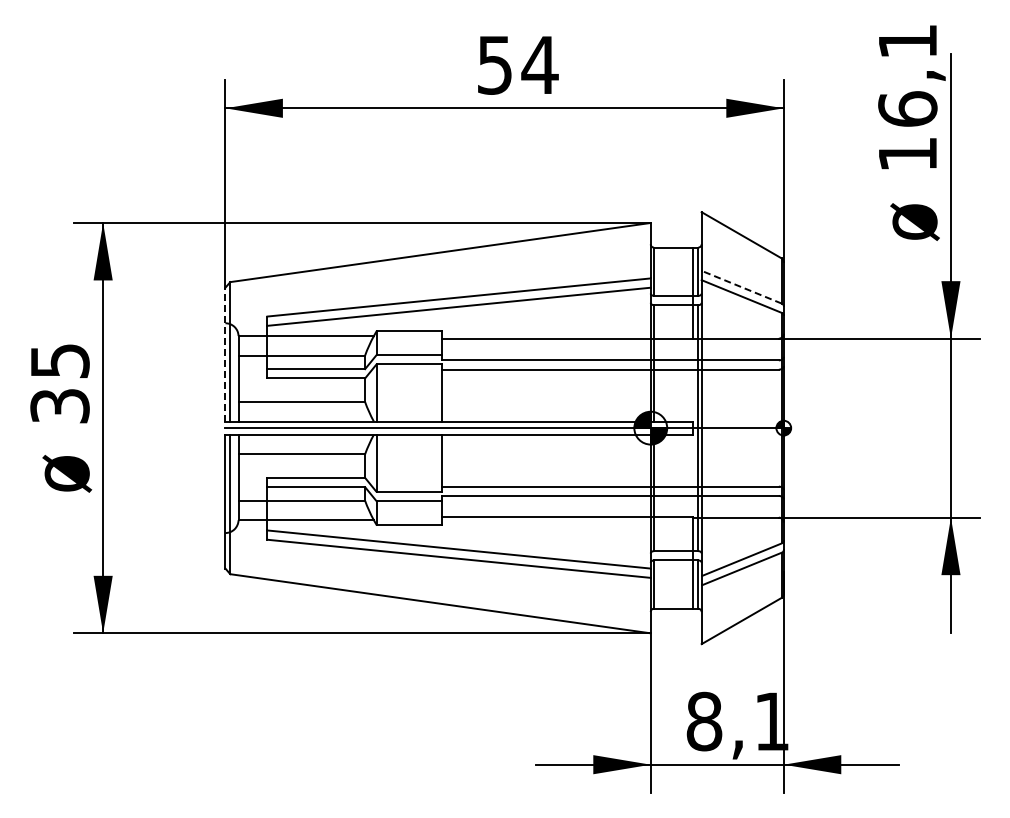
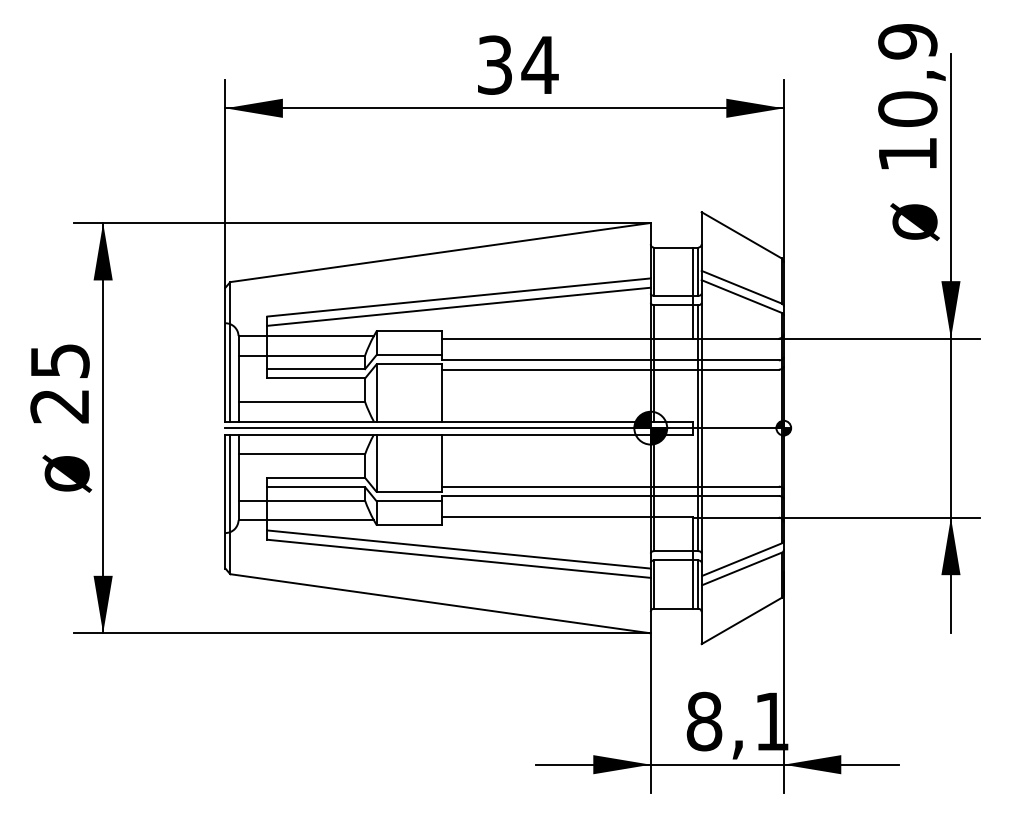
text: 54 -> 34 (494, 64)
text: 16,1 -> 10,9 (907, 75)
line: dashed -> solid (741, 287)
line: dashed -> solid (225, 354)
text: 35 -> 25 (59, 406)
